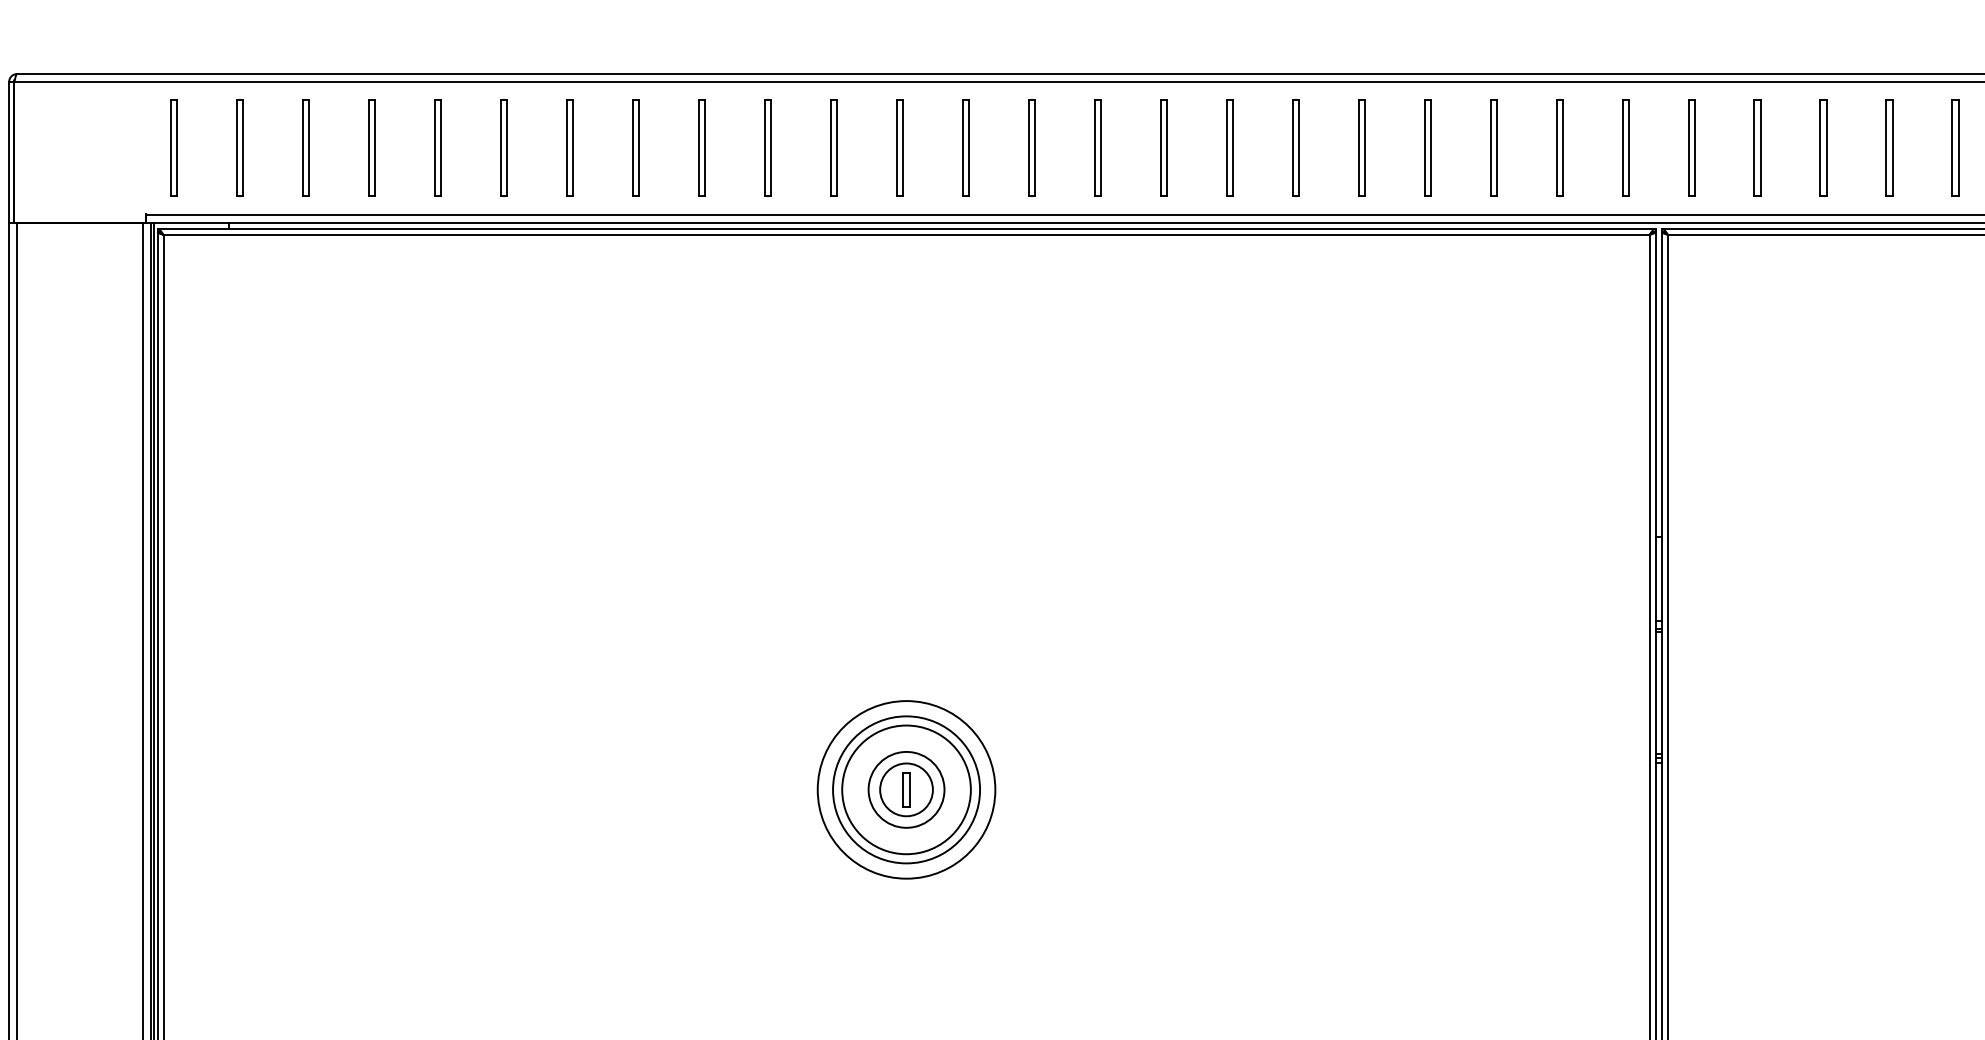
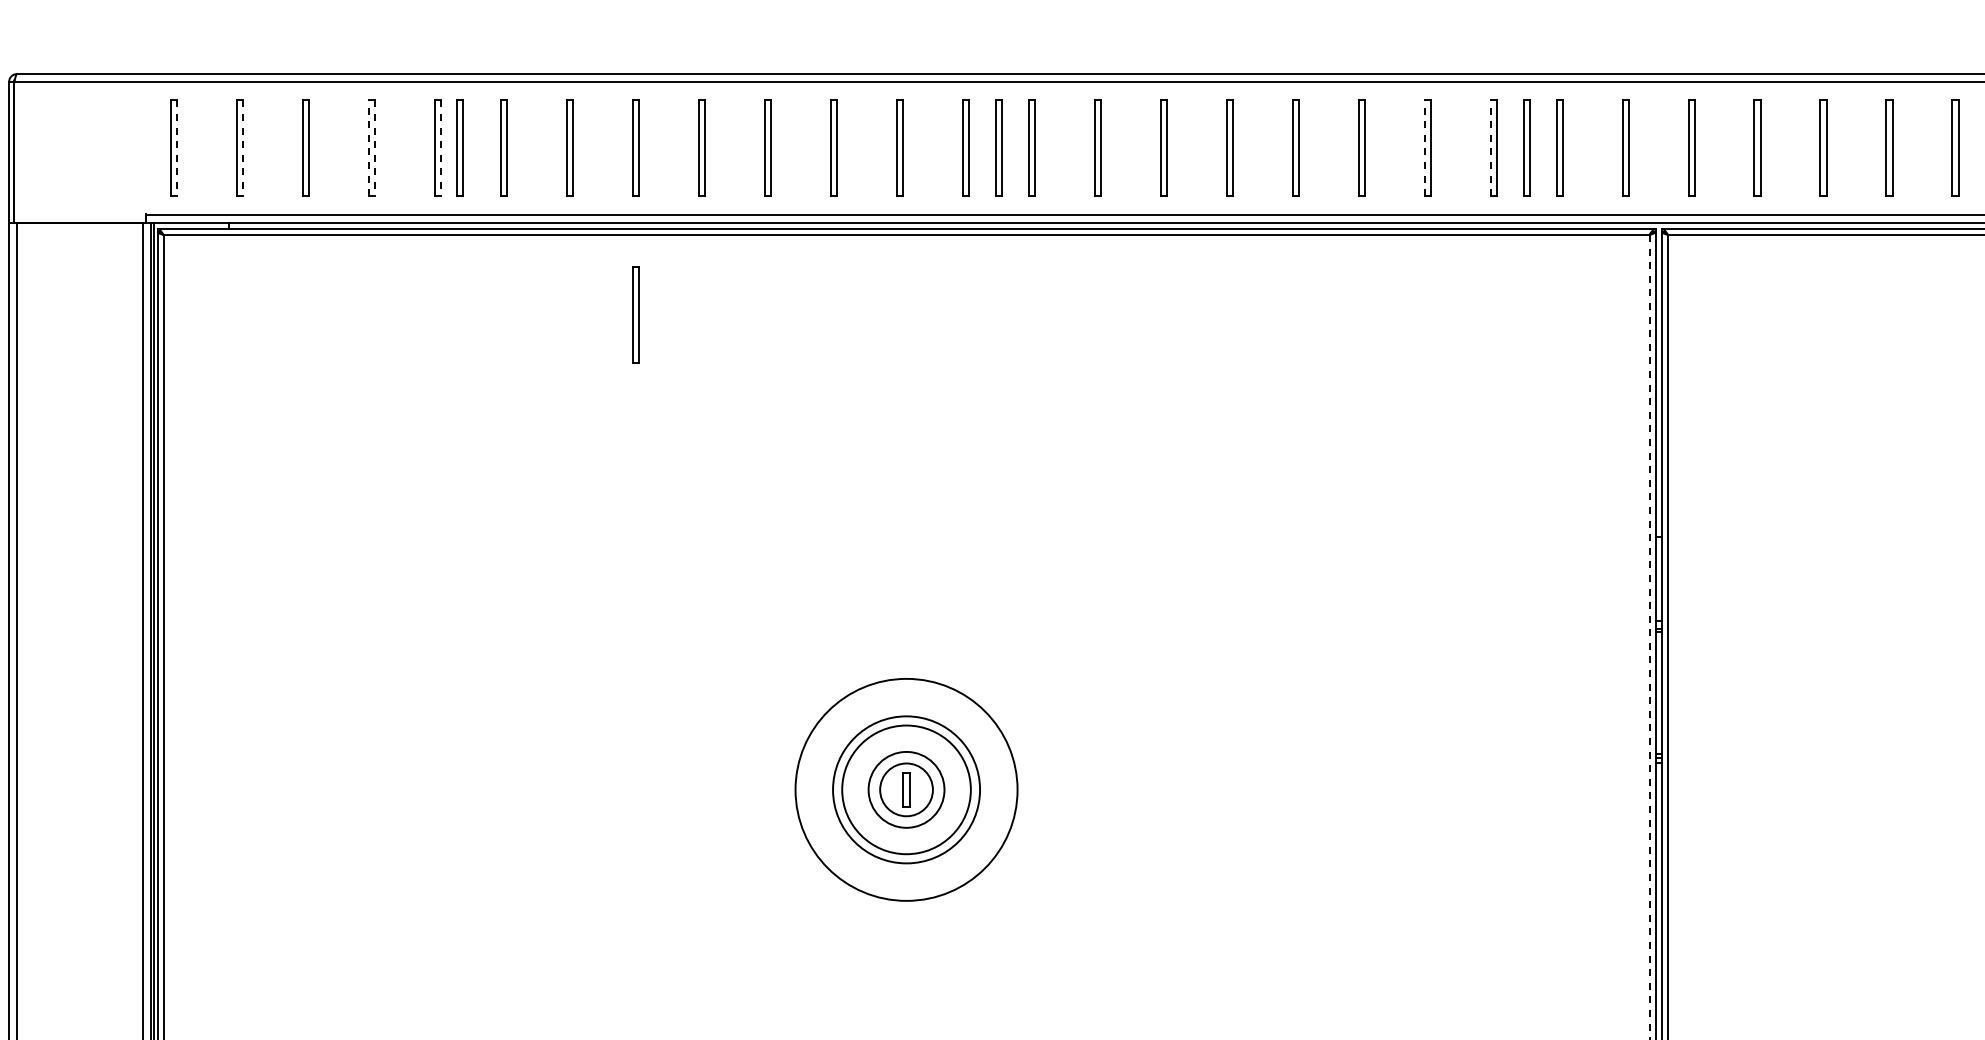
part: none -> present (459, 147)
part: none -> present (998, 147)
part: none -> present (1526, 147)
line: solid -> dashed (177, 148)
line: solid -> dashed (243, 148)
line: solid -> dashed (368, 148)
line: solid -> dashed (375, 148)
line: solid -> dashed (441, 148)
line: solid -> dashed (1424, 148)
line: solid -> dashed (1490, 148)
part: none -> present (635, 314)
line: solid -> dashed (1649, 636)
circle diameter: 178 px -> 222 px (906, 789)
